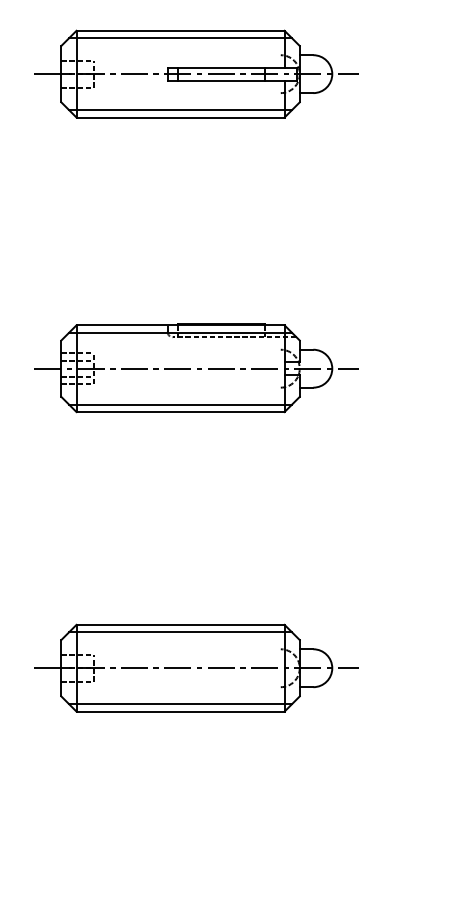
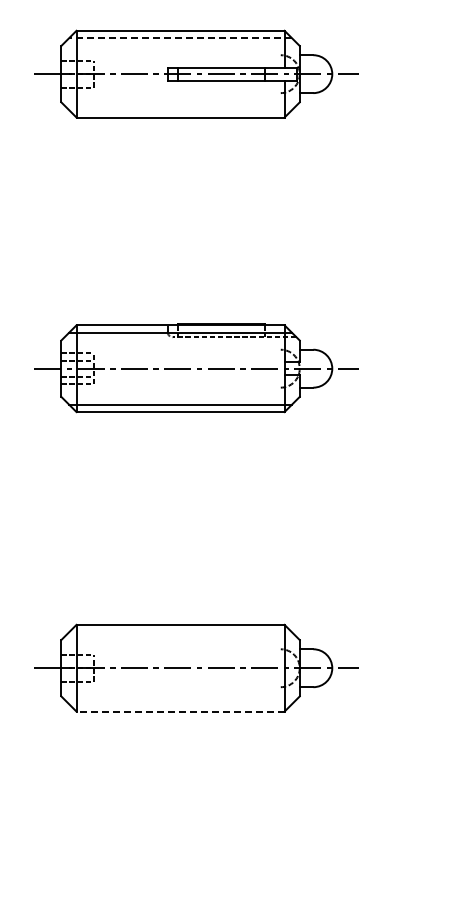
line: solid -> dashed (180, 38)
line: present -> none (180, 110)
line: present -> none (180, 632)
line: present -> none (180, 704)
line: solid -> dashed (180, 711)
